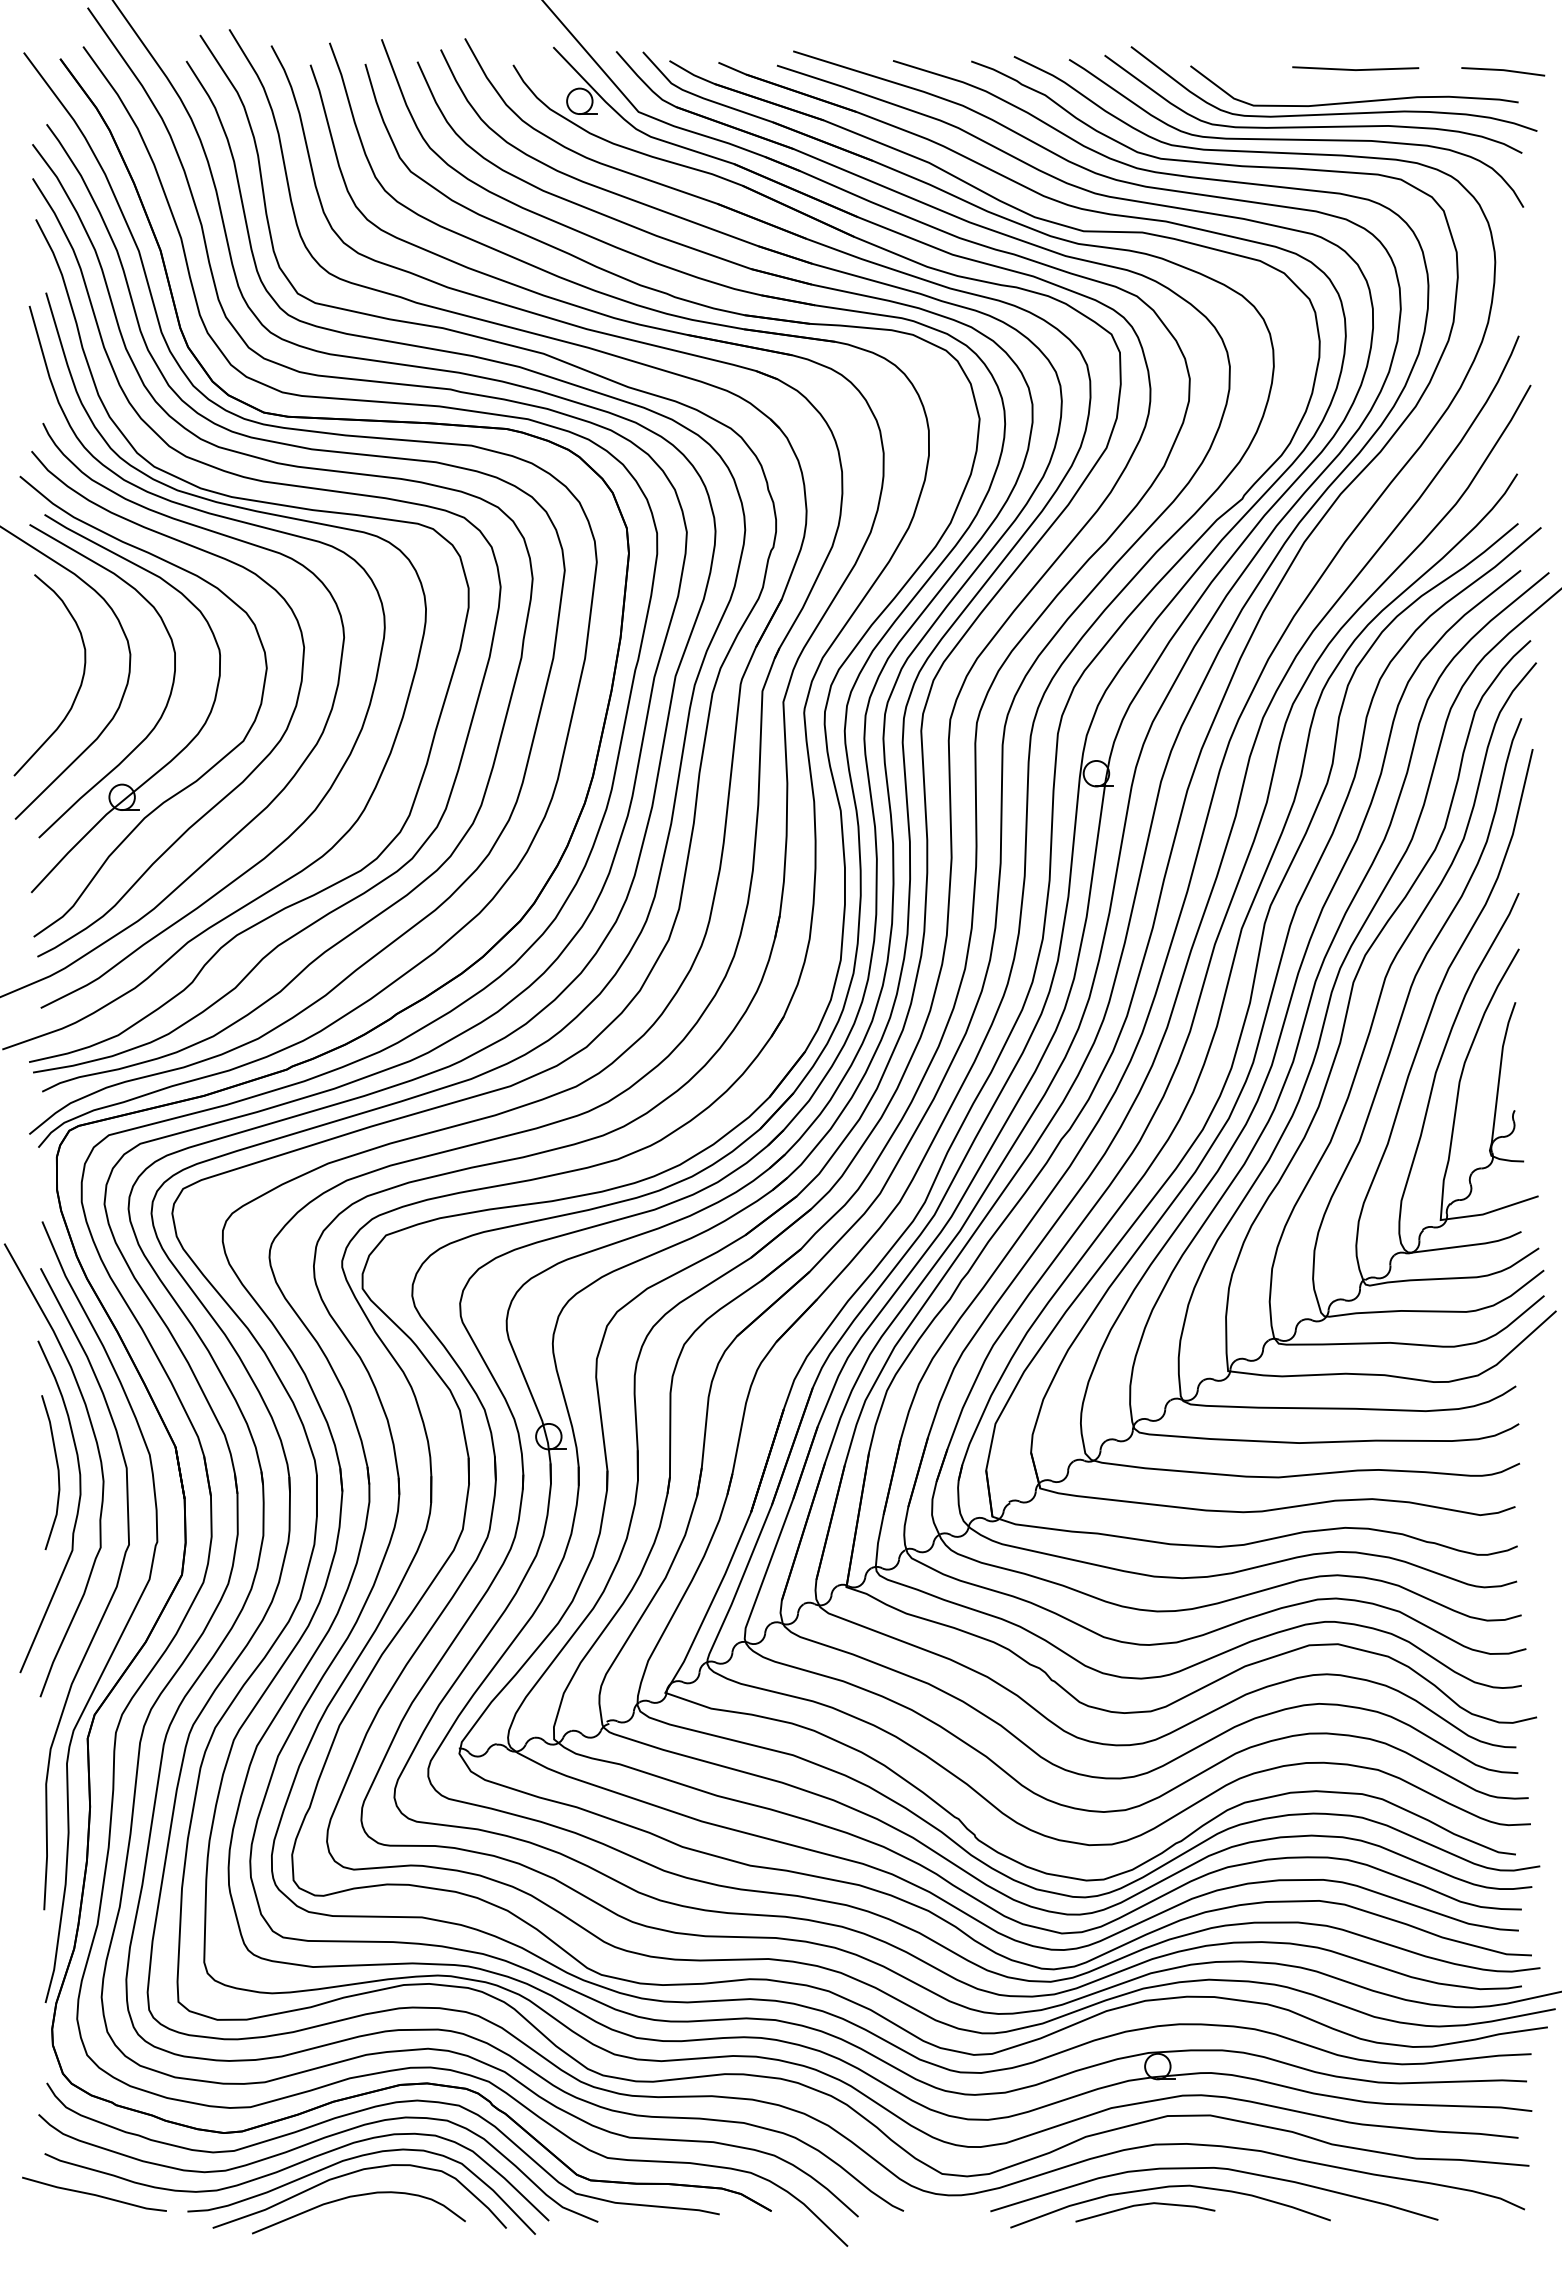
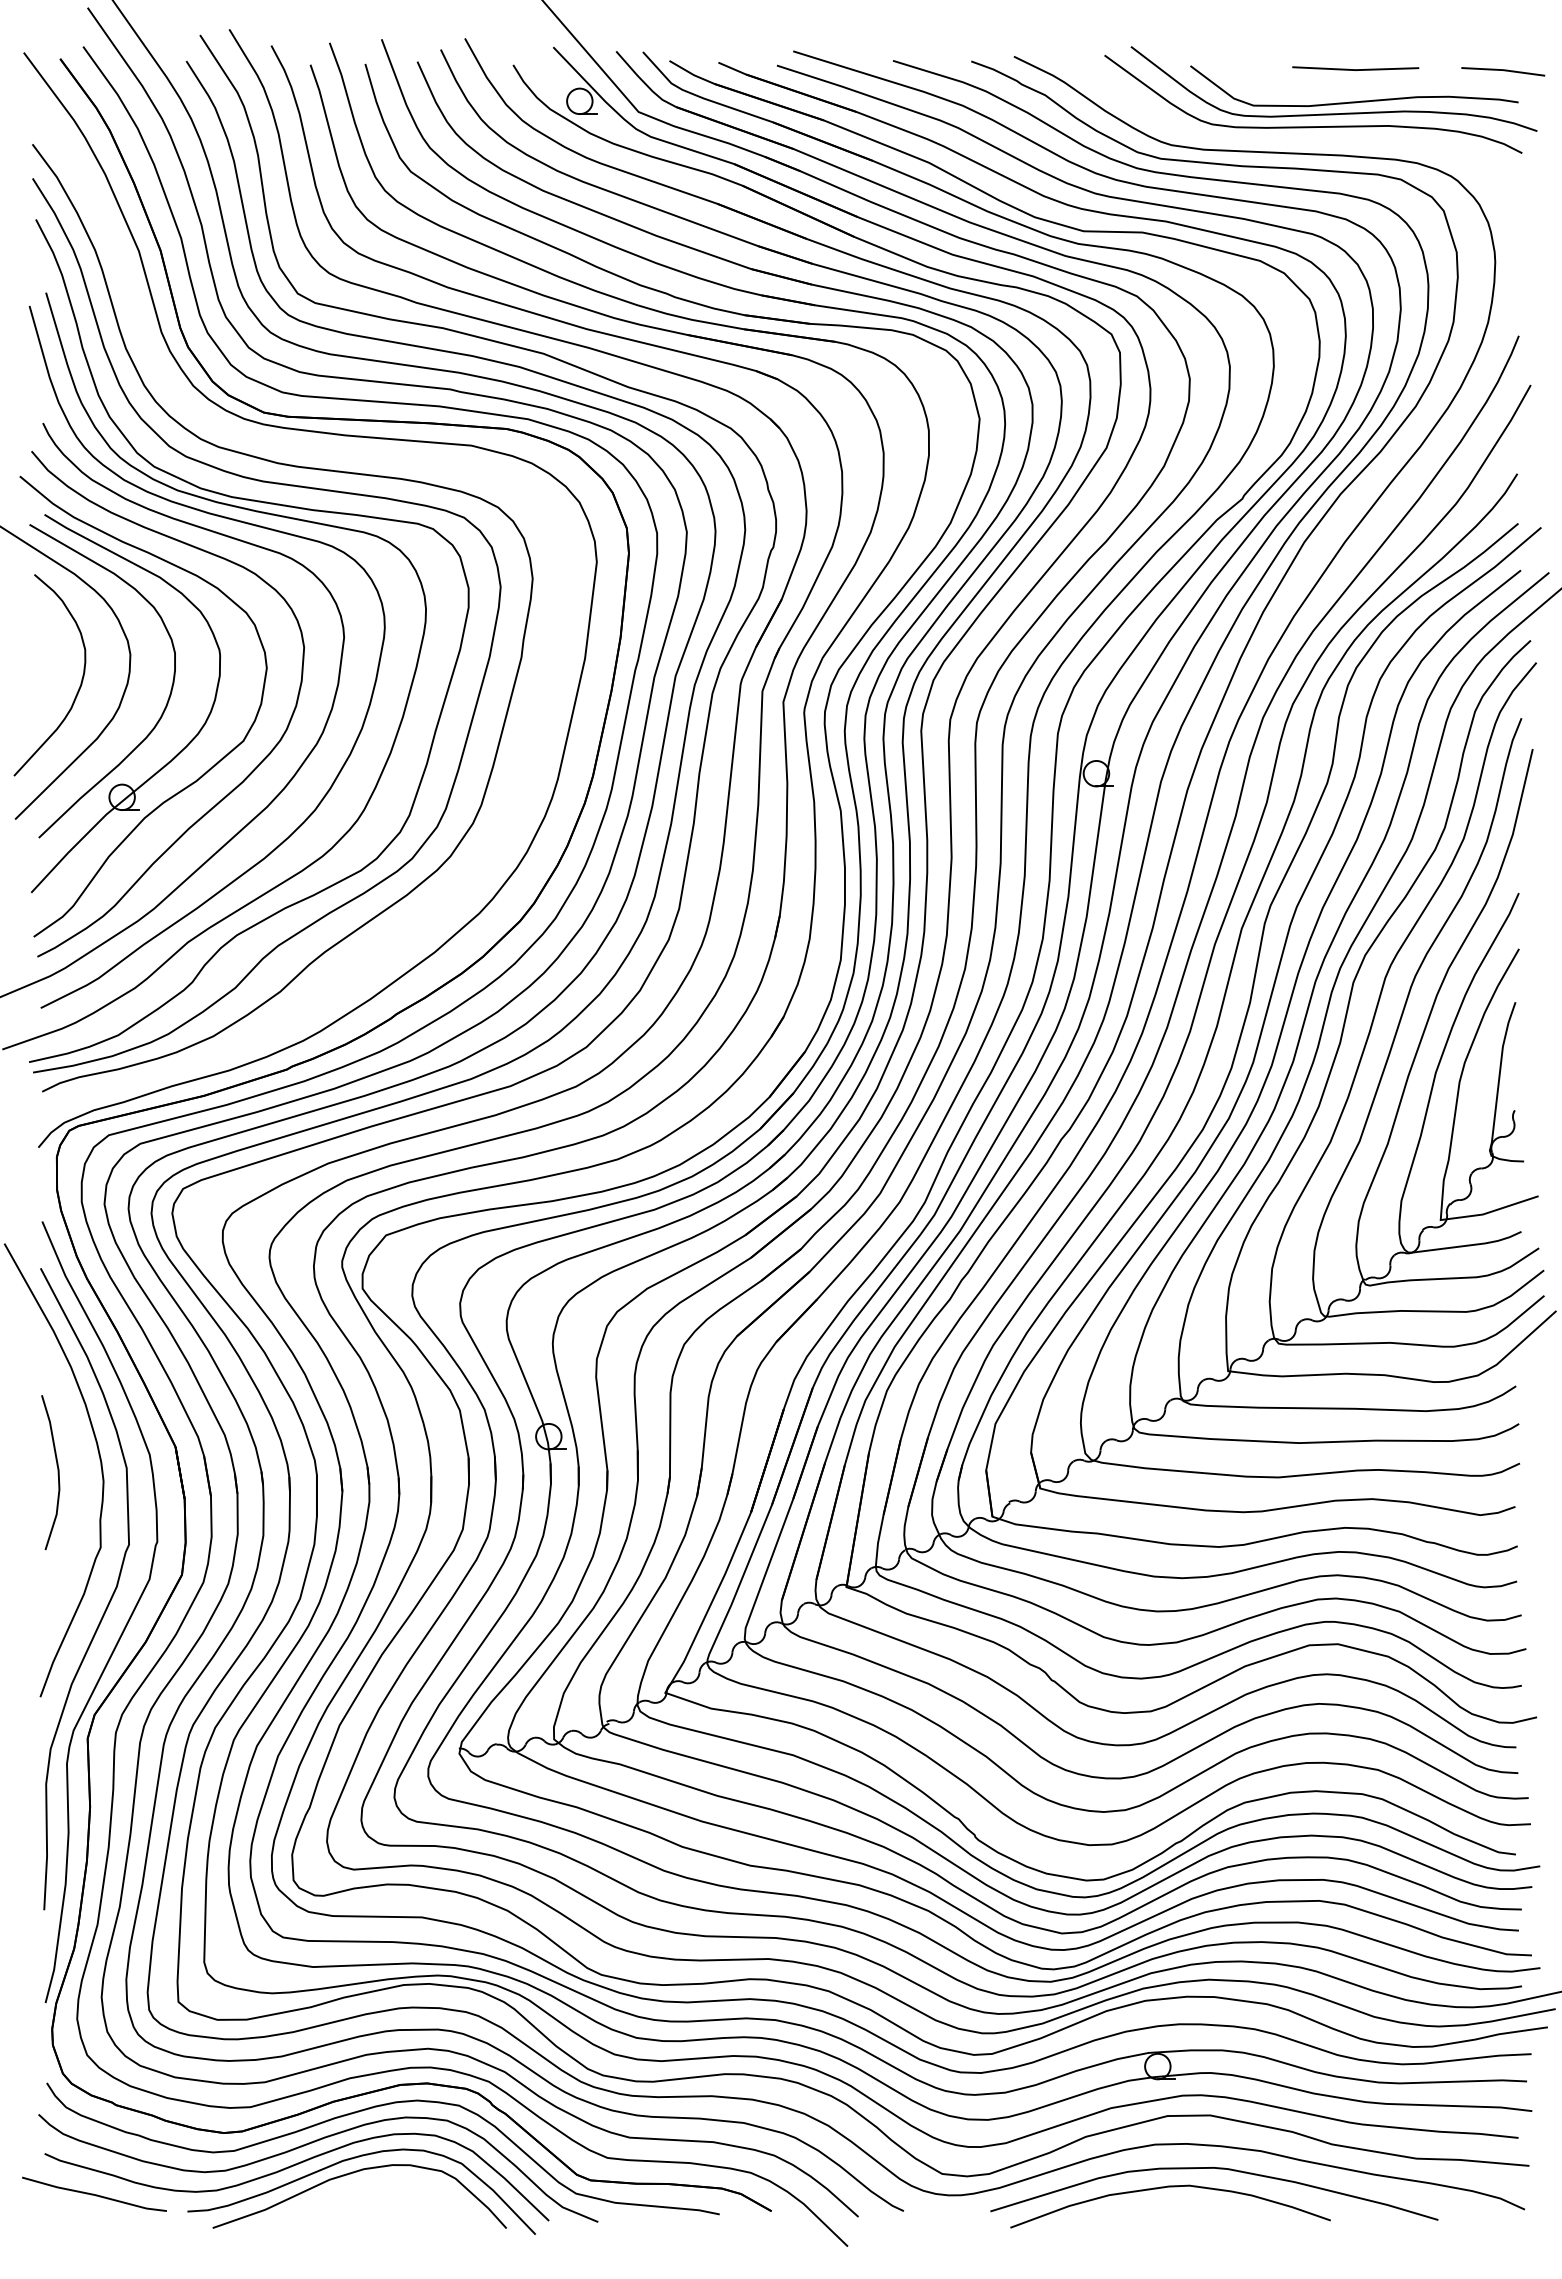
curve: present -> none (1296, 138)
curve: present -> none (320, 451)
curve: present -> none (76, 1512)
curve: present -> none (353, 2197)
line: present -> none (1145, 2205)
